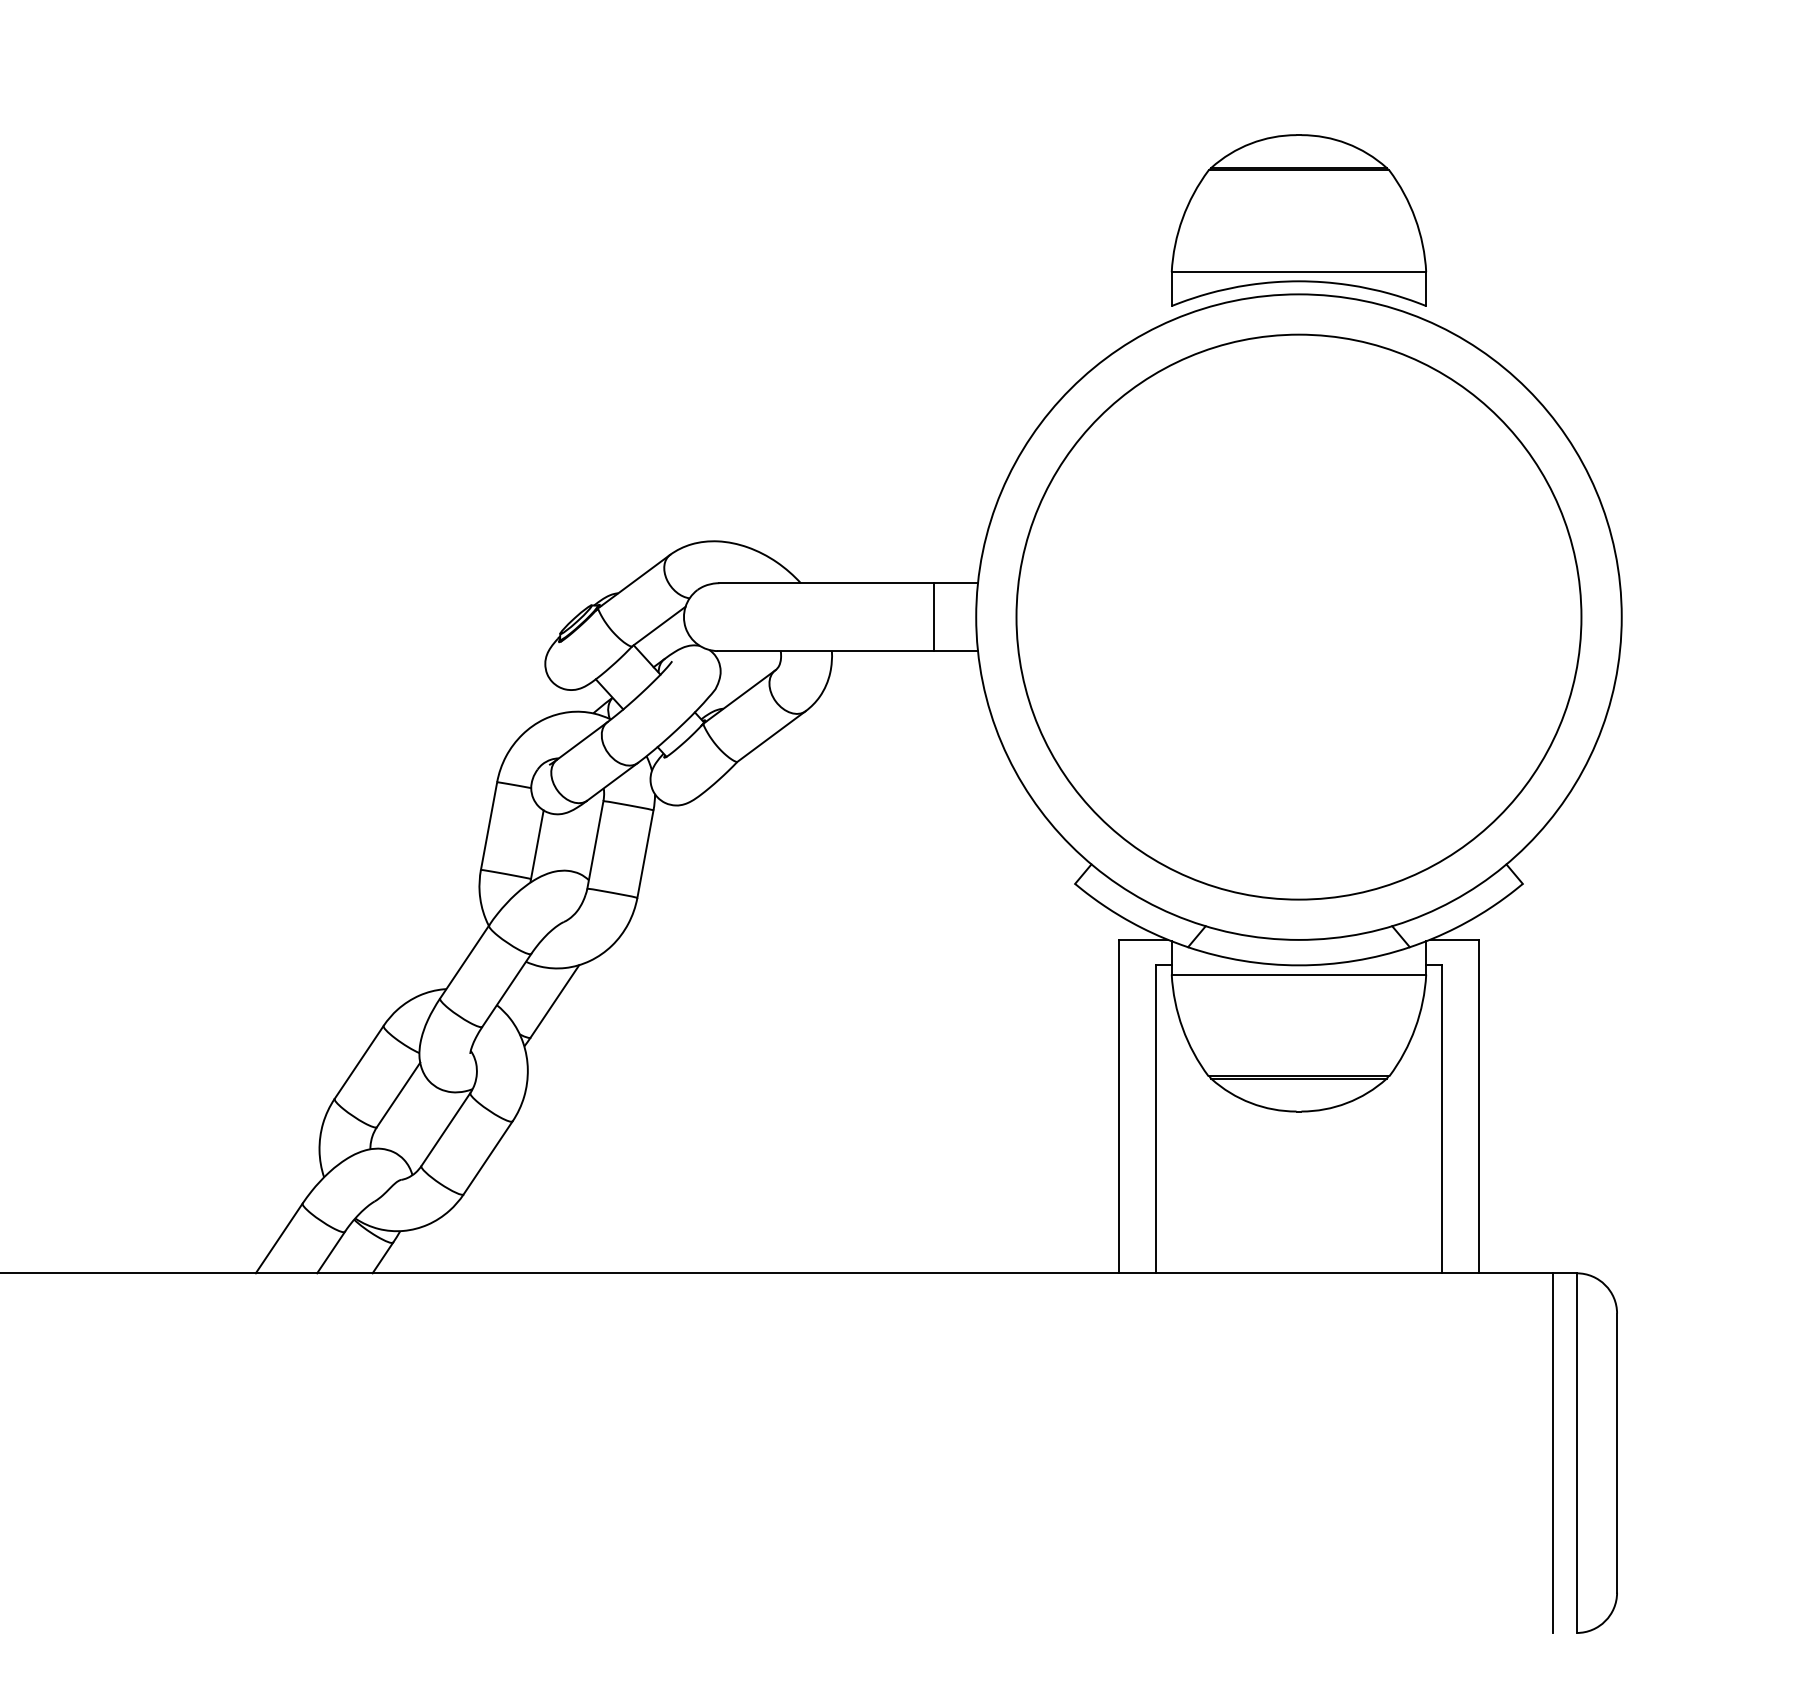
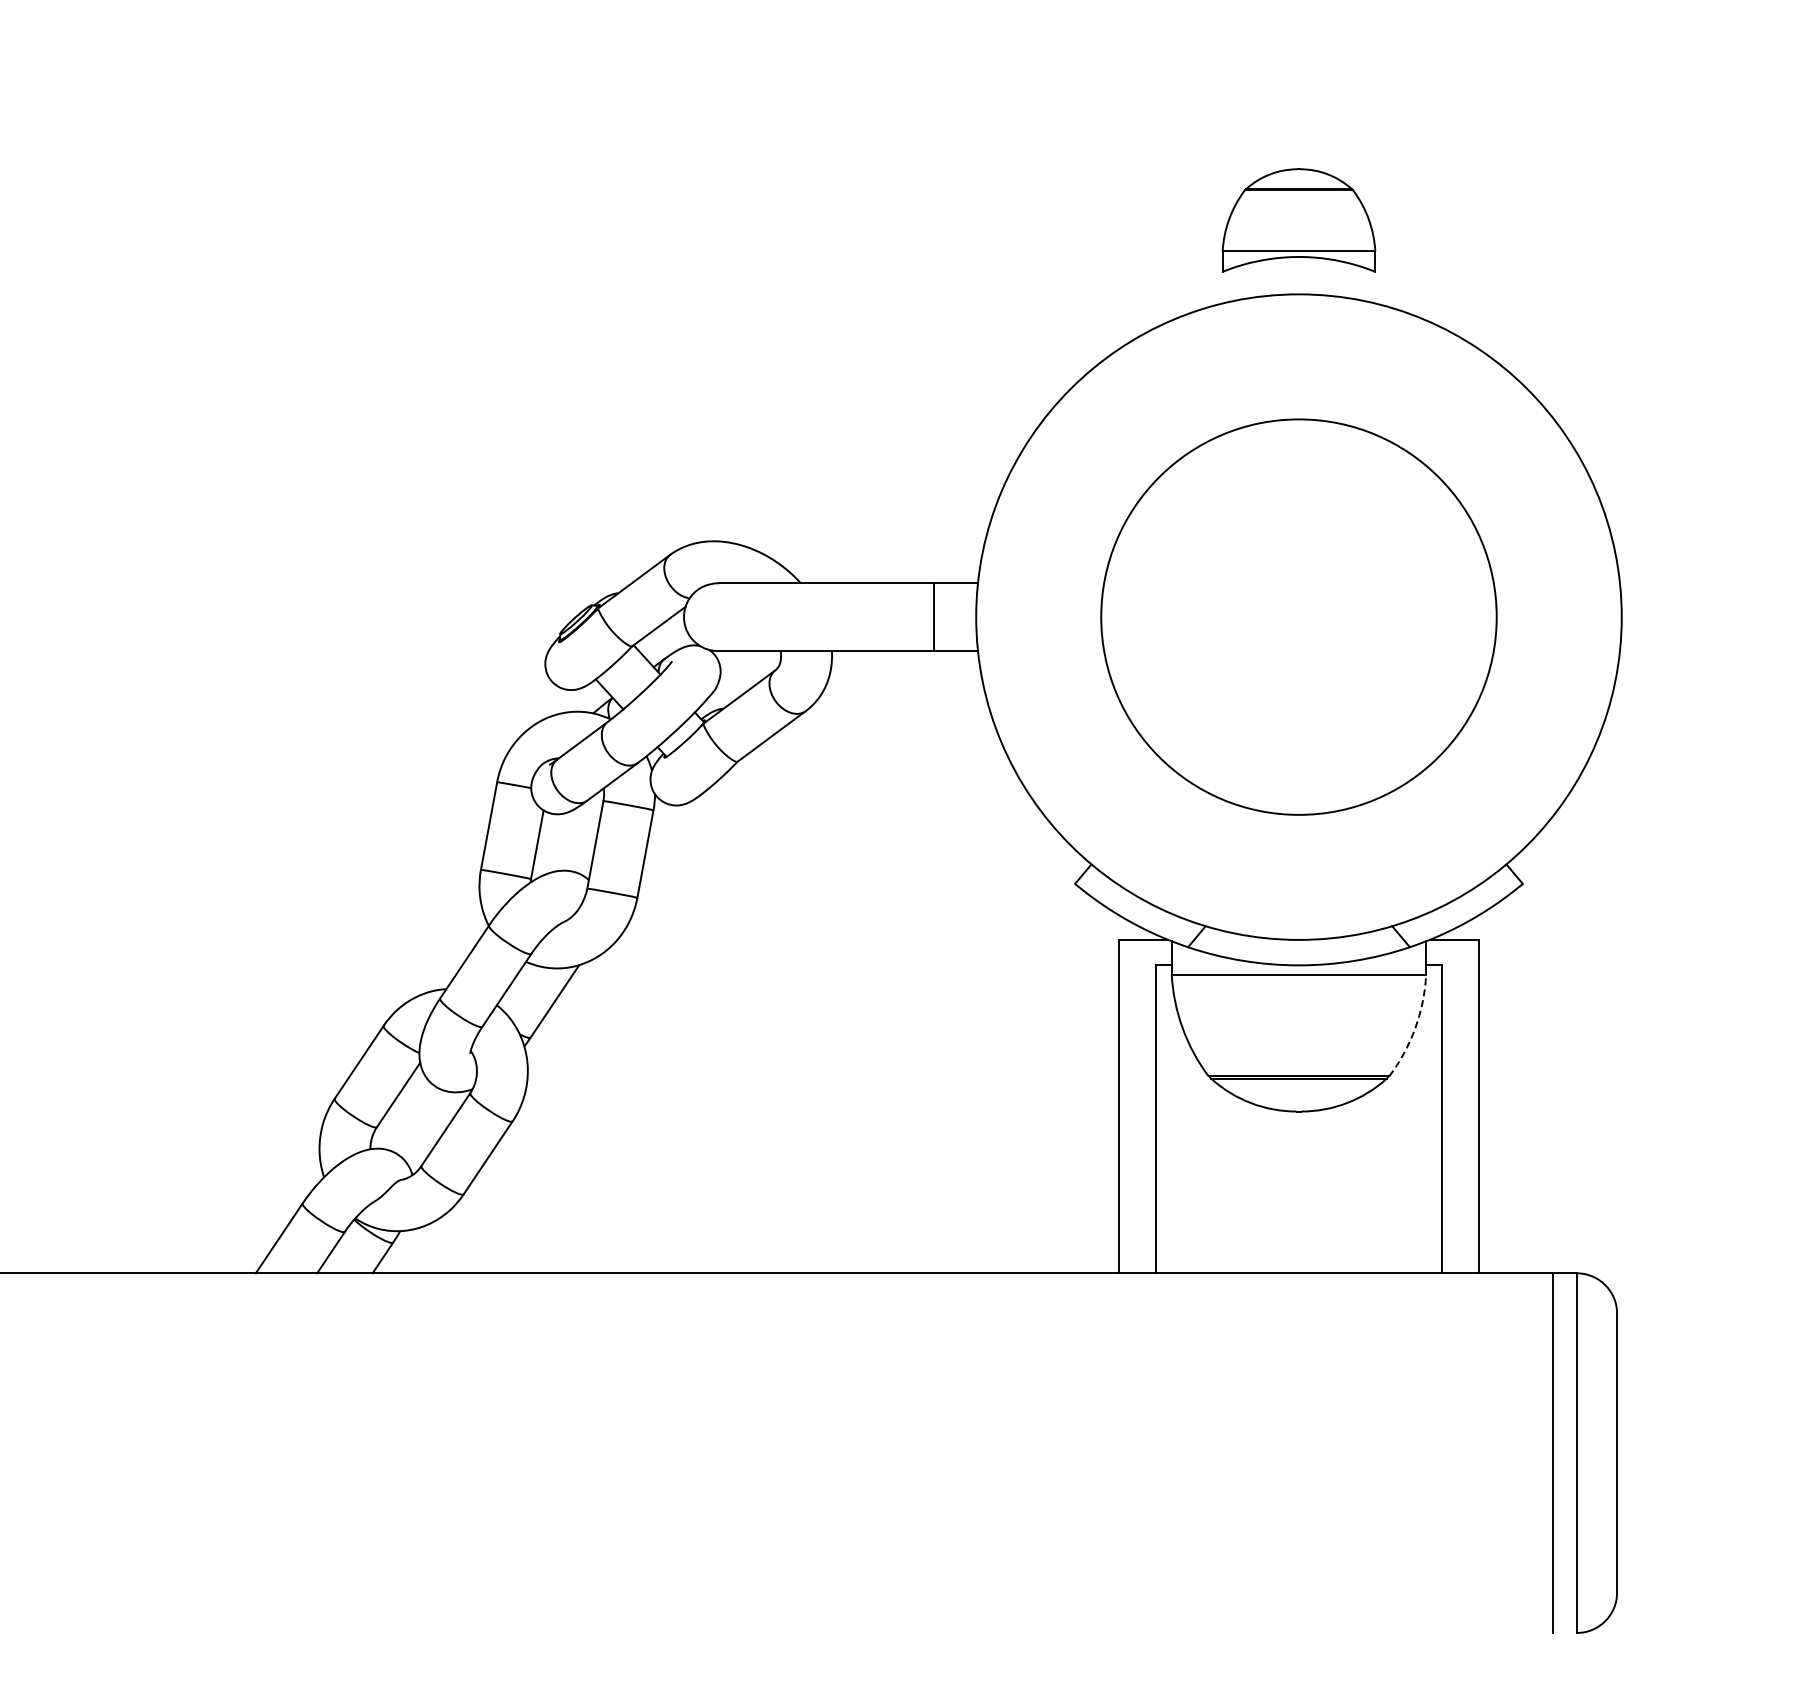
part size: 258x173 px -> 156x105 px (1298, 220)
circle diameter: 565 px -> 395 px (1298, 616)
arc: solid -> dashed (1415, 1028)
